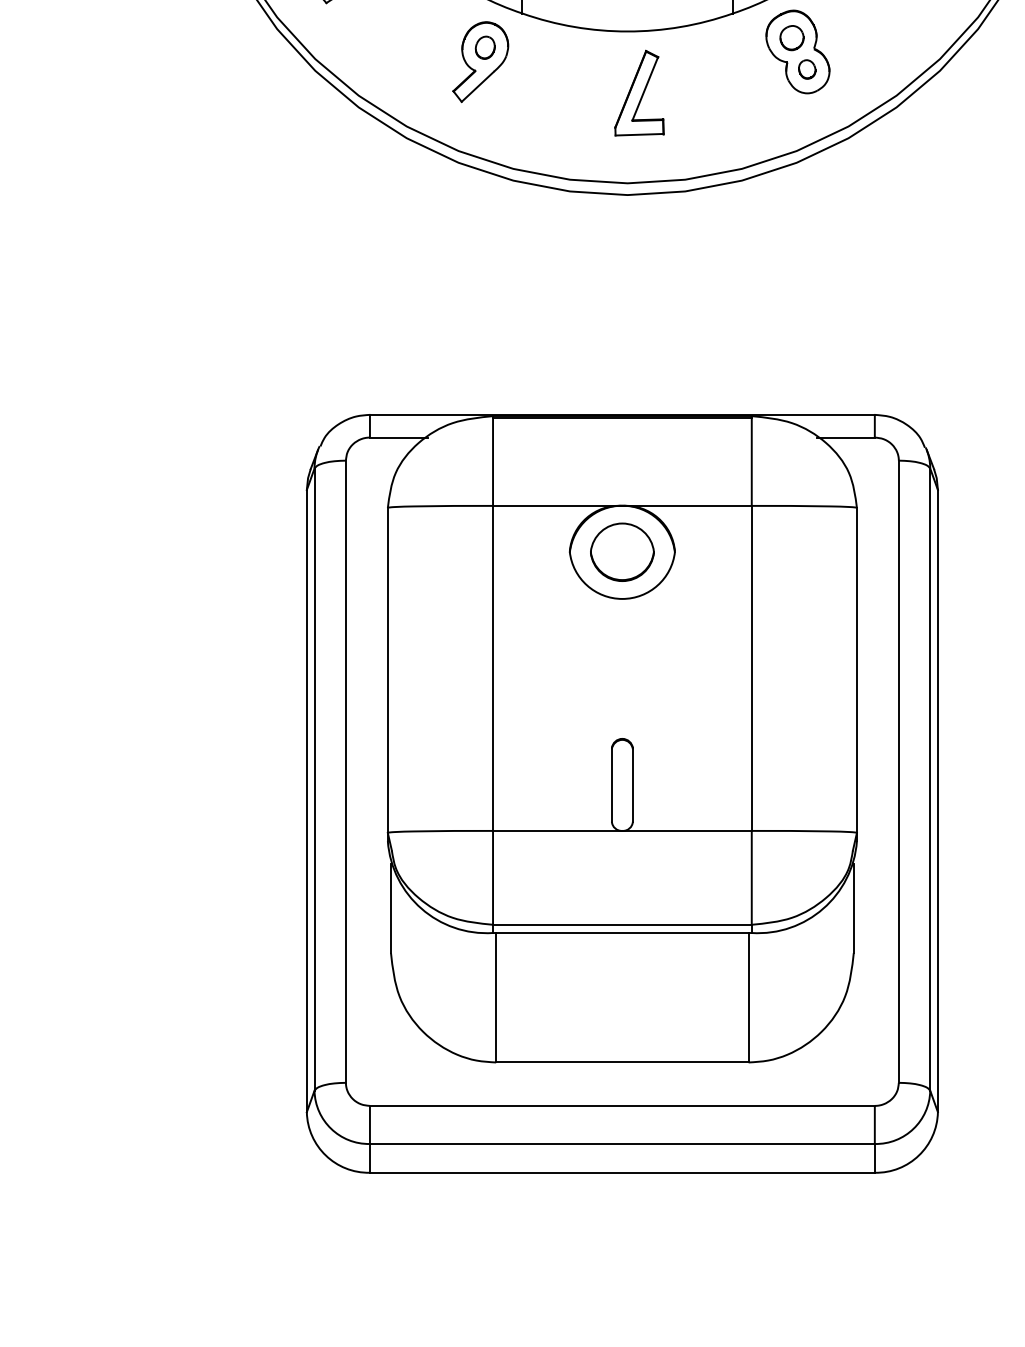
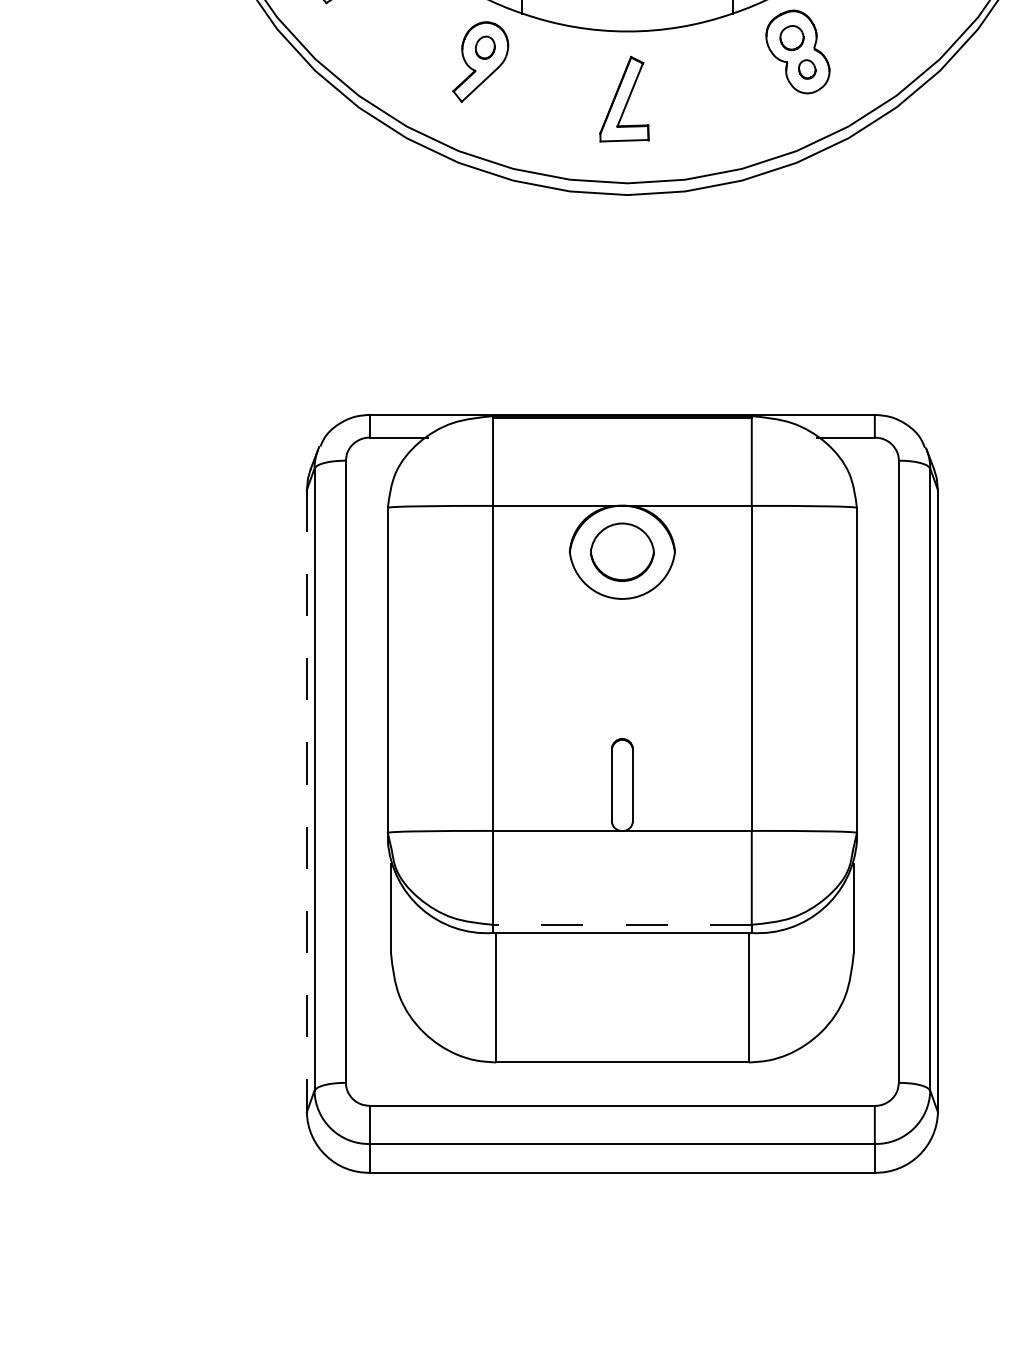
part position: (639, 92) -> (624, 98) (624, 98)
line: solid -> dashed (306, 801)
line: solid -> dashed (621, 924)
